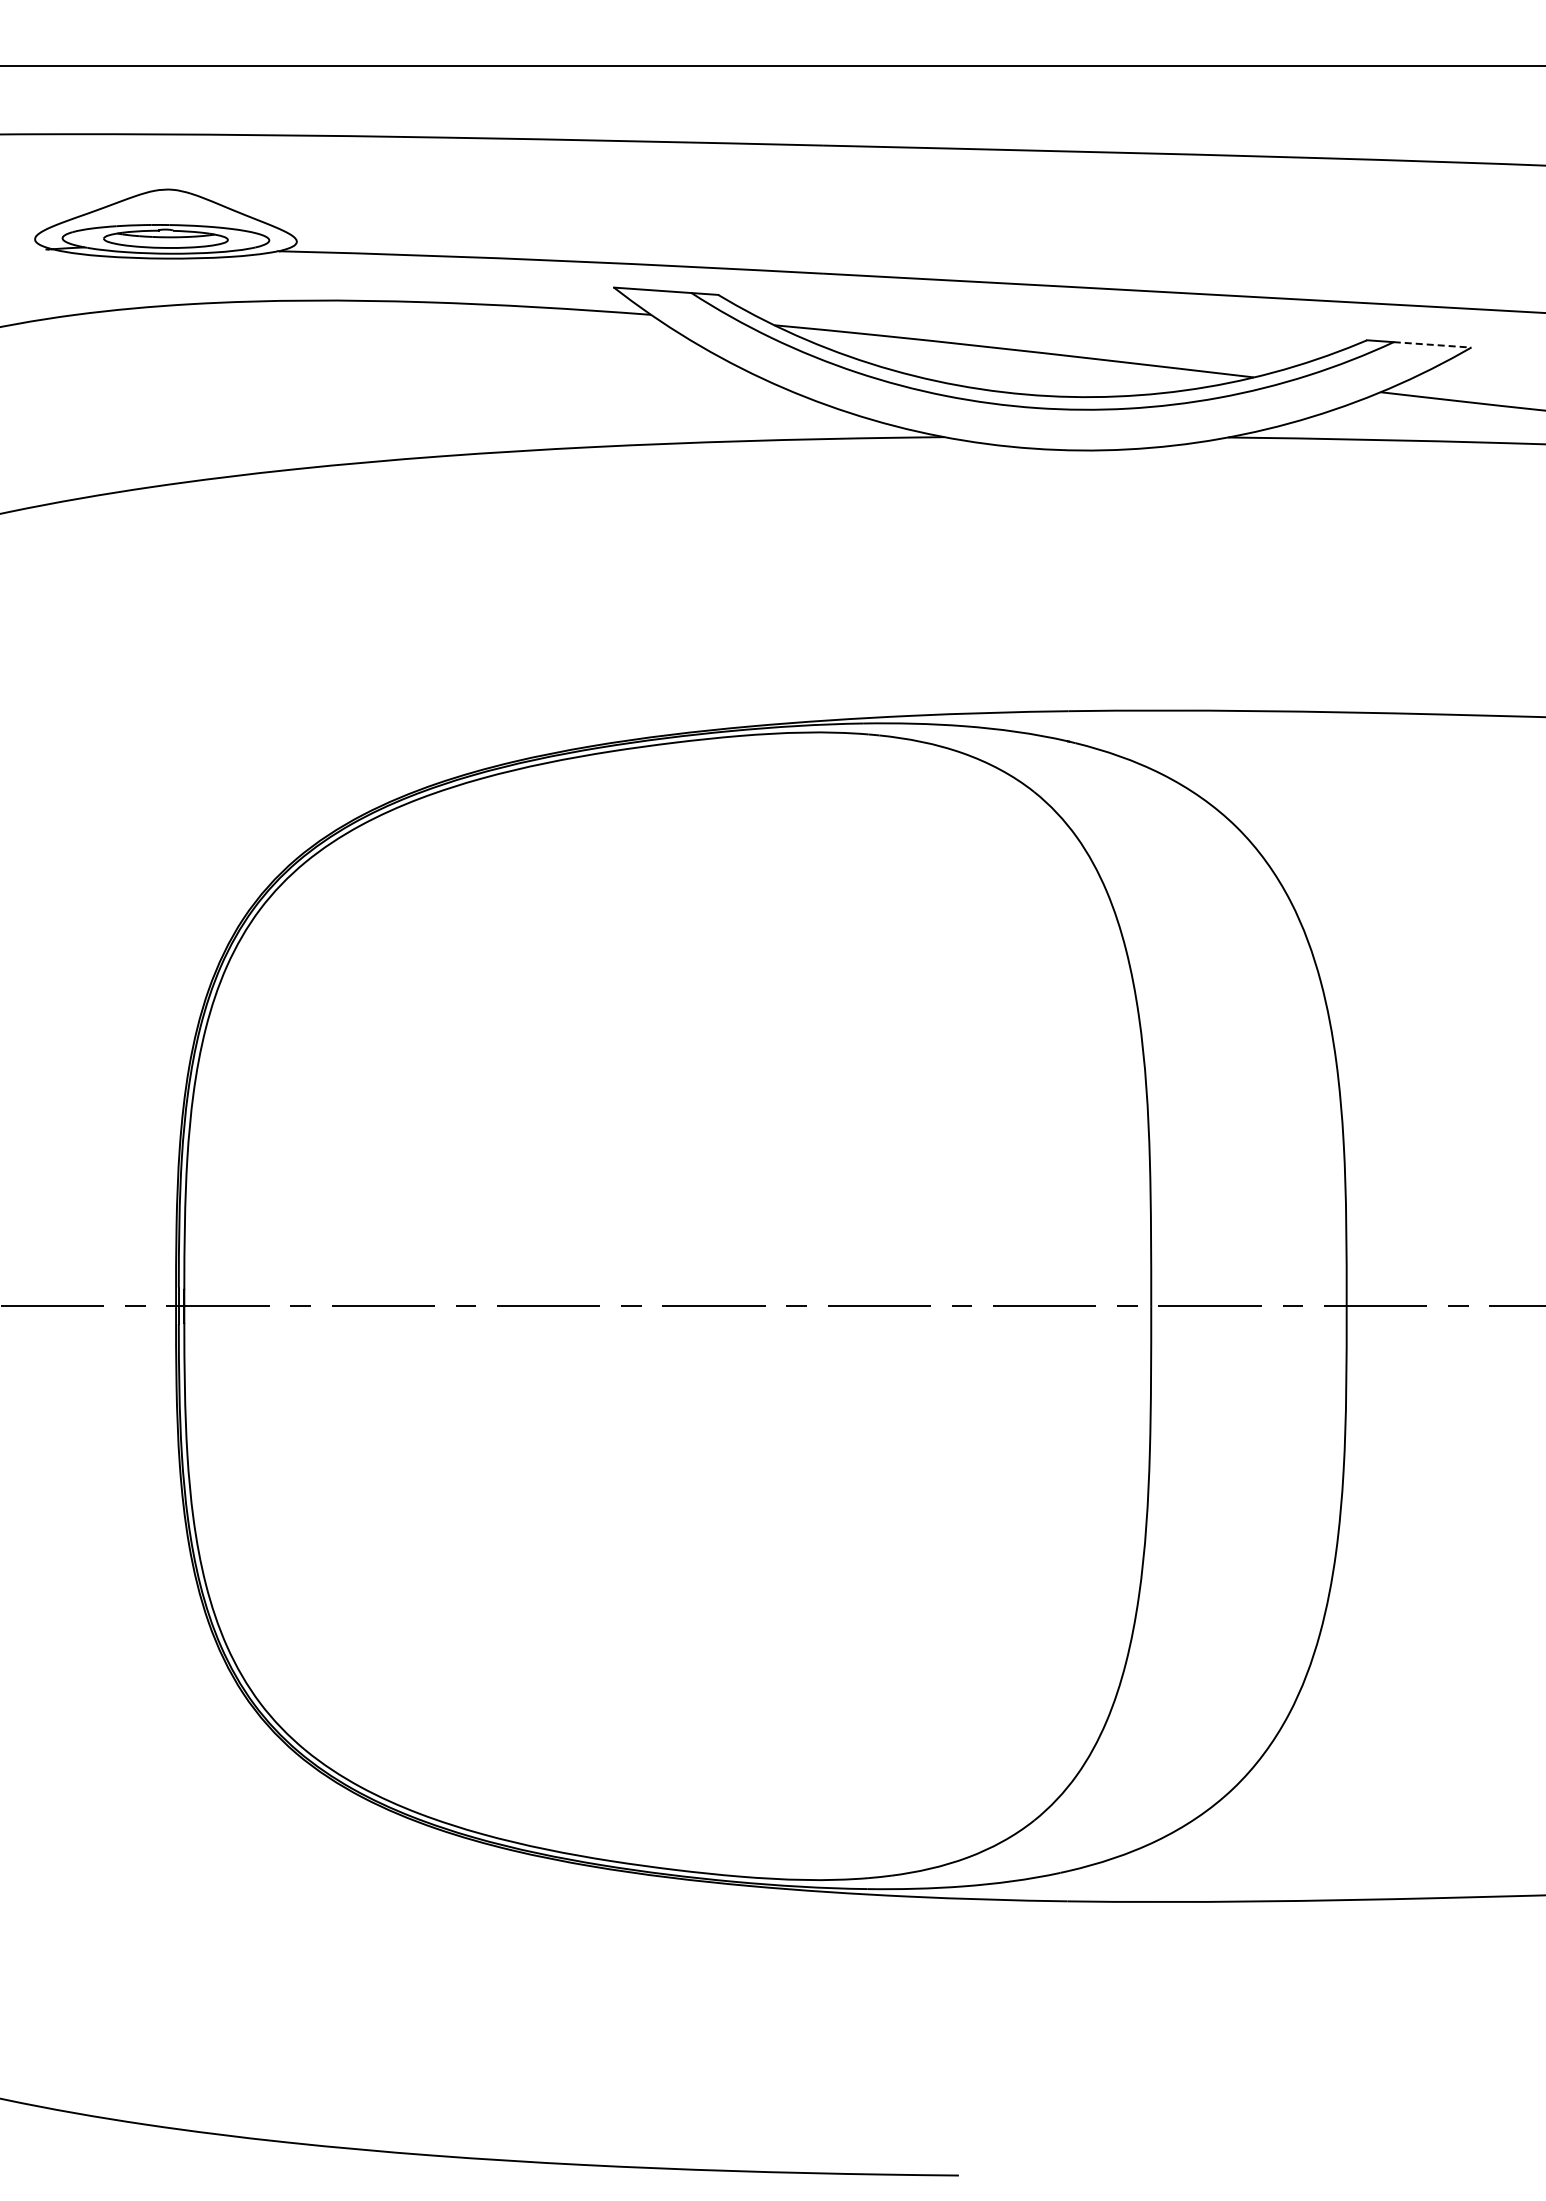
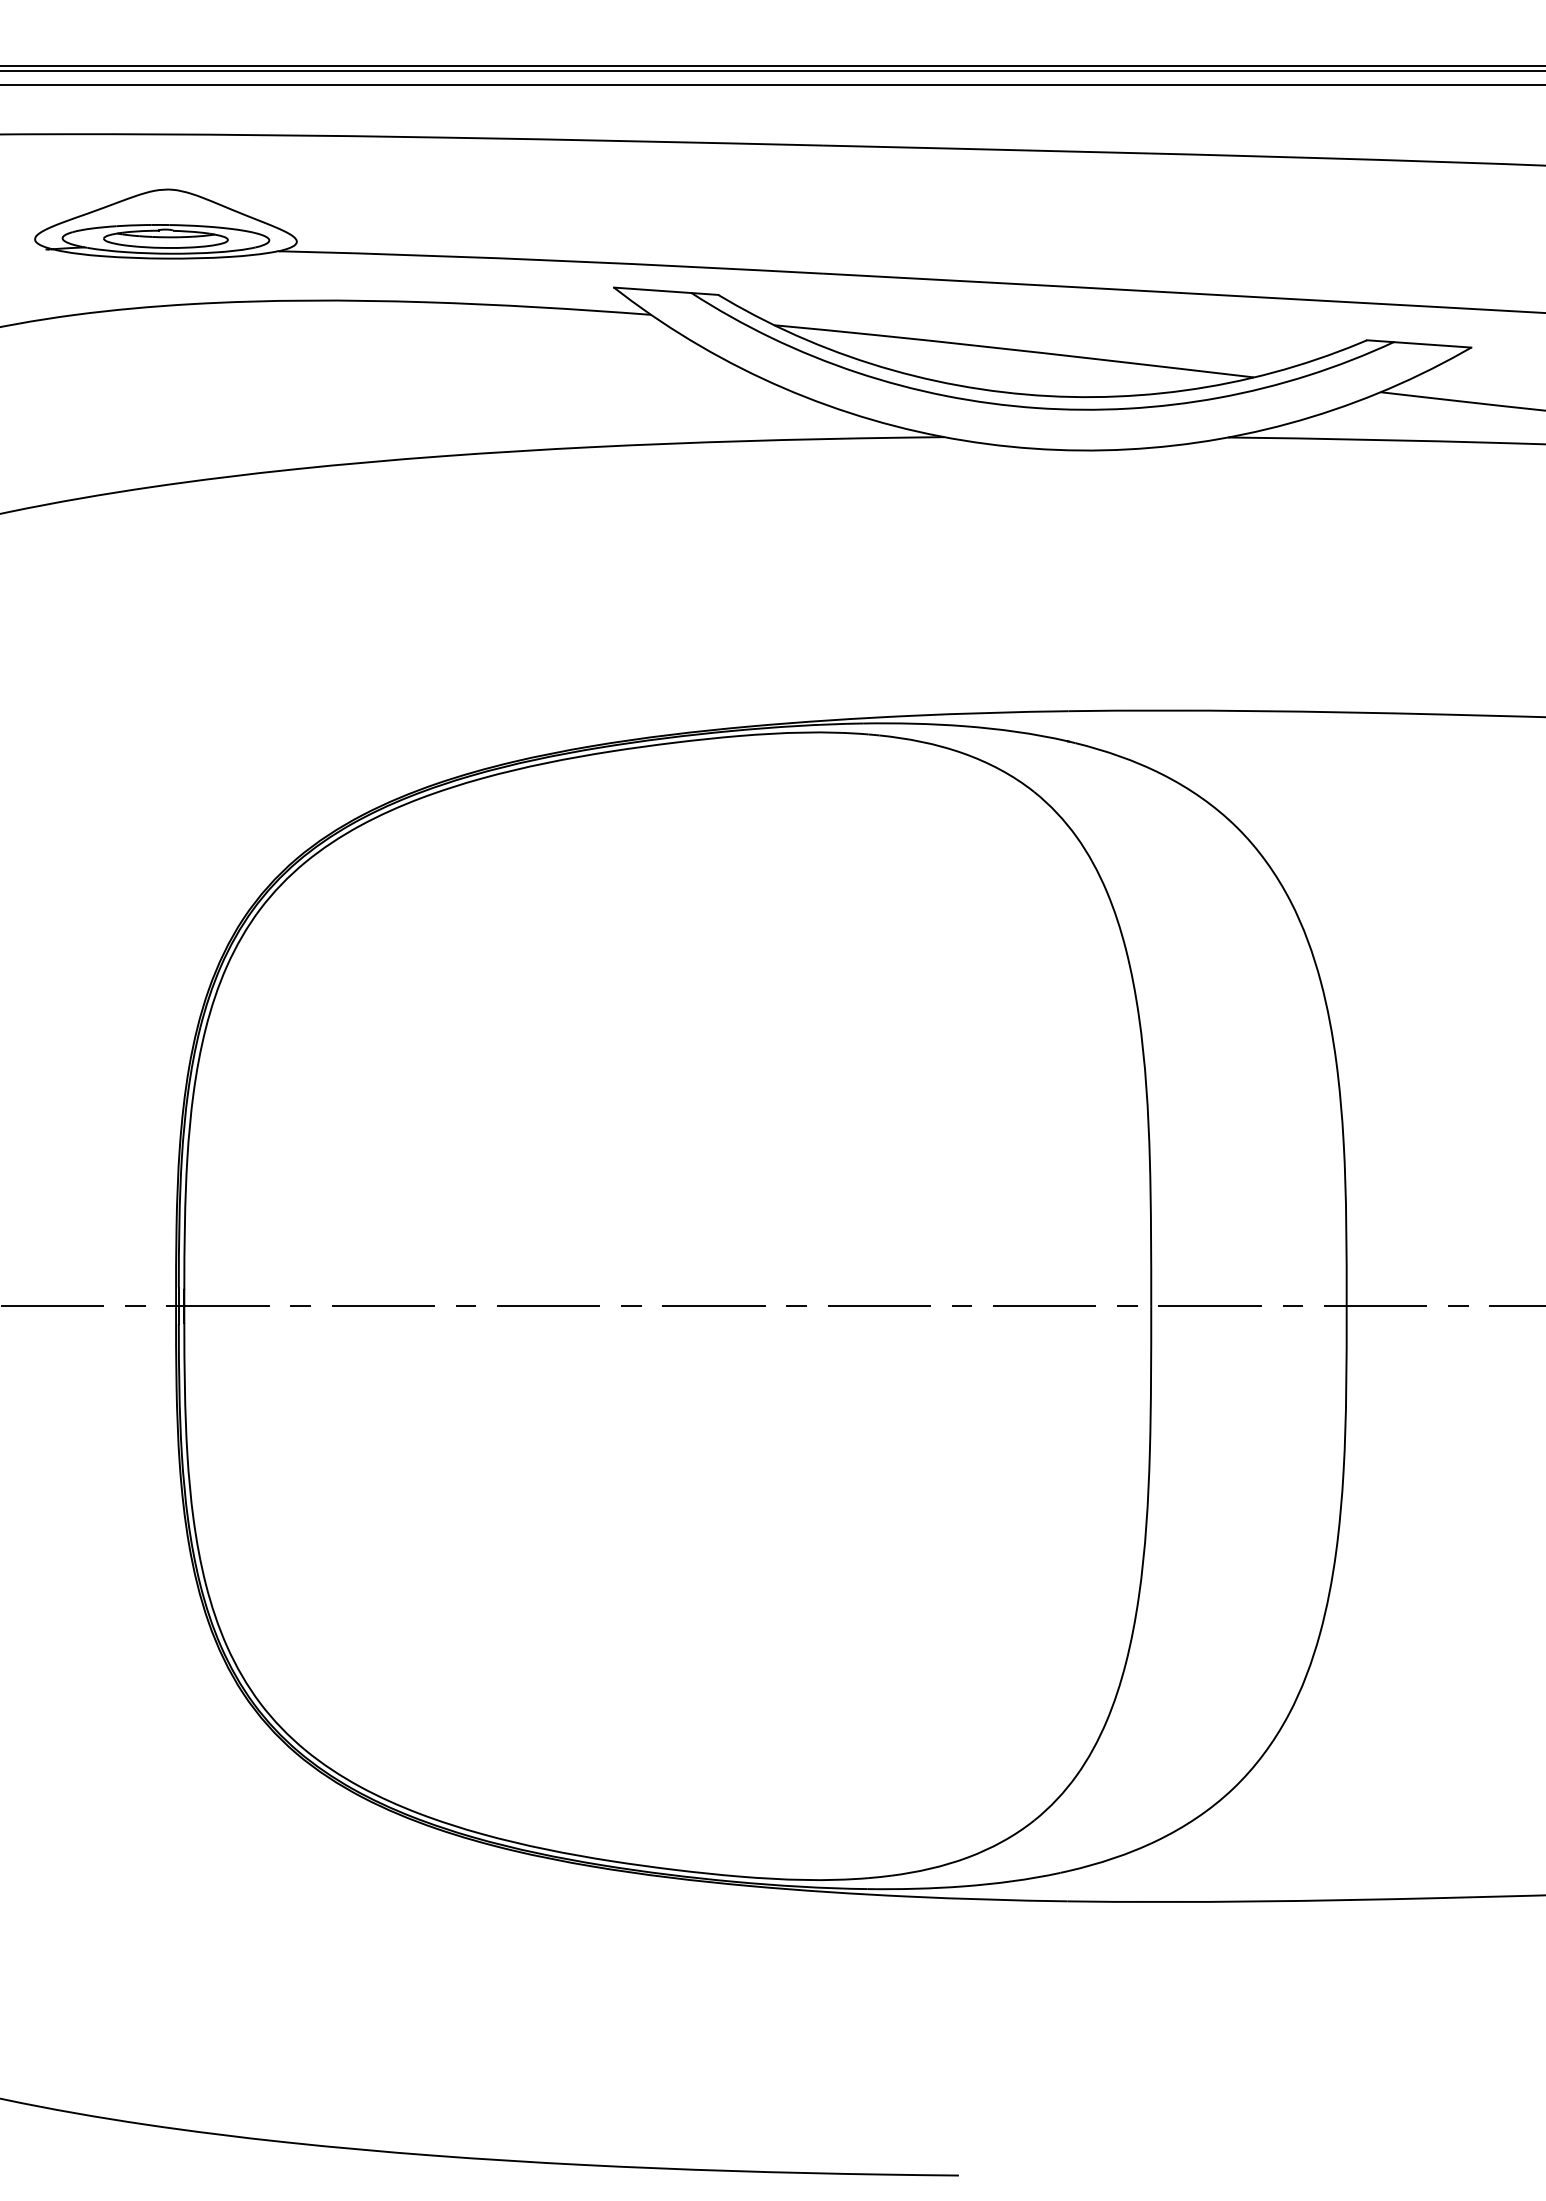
line: none -> present (772, 71)
line: none -> present (772, 85)
line: dashed -> solid (1432, 344)
